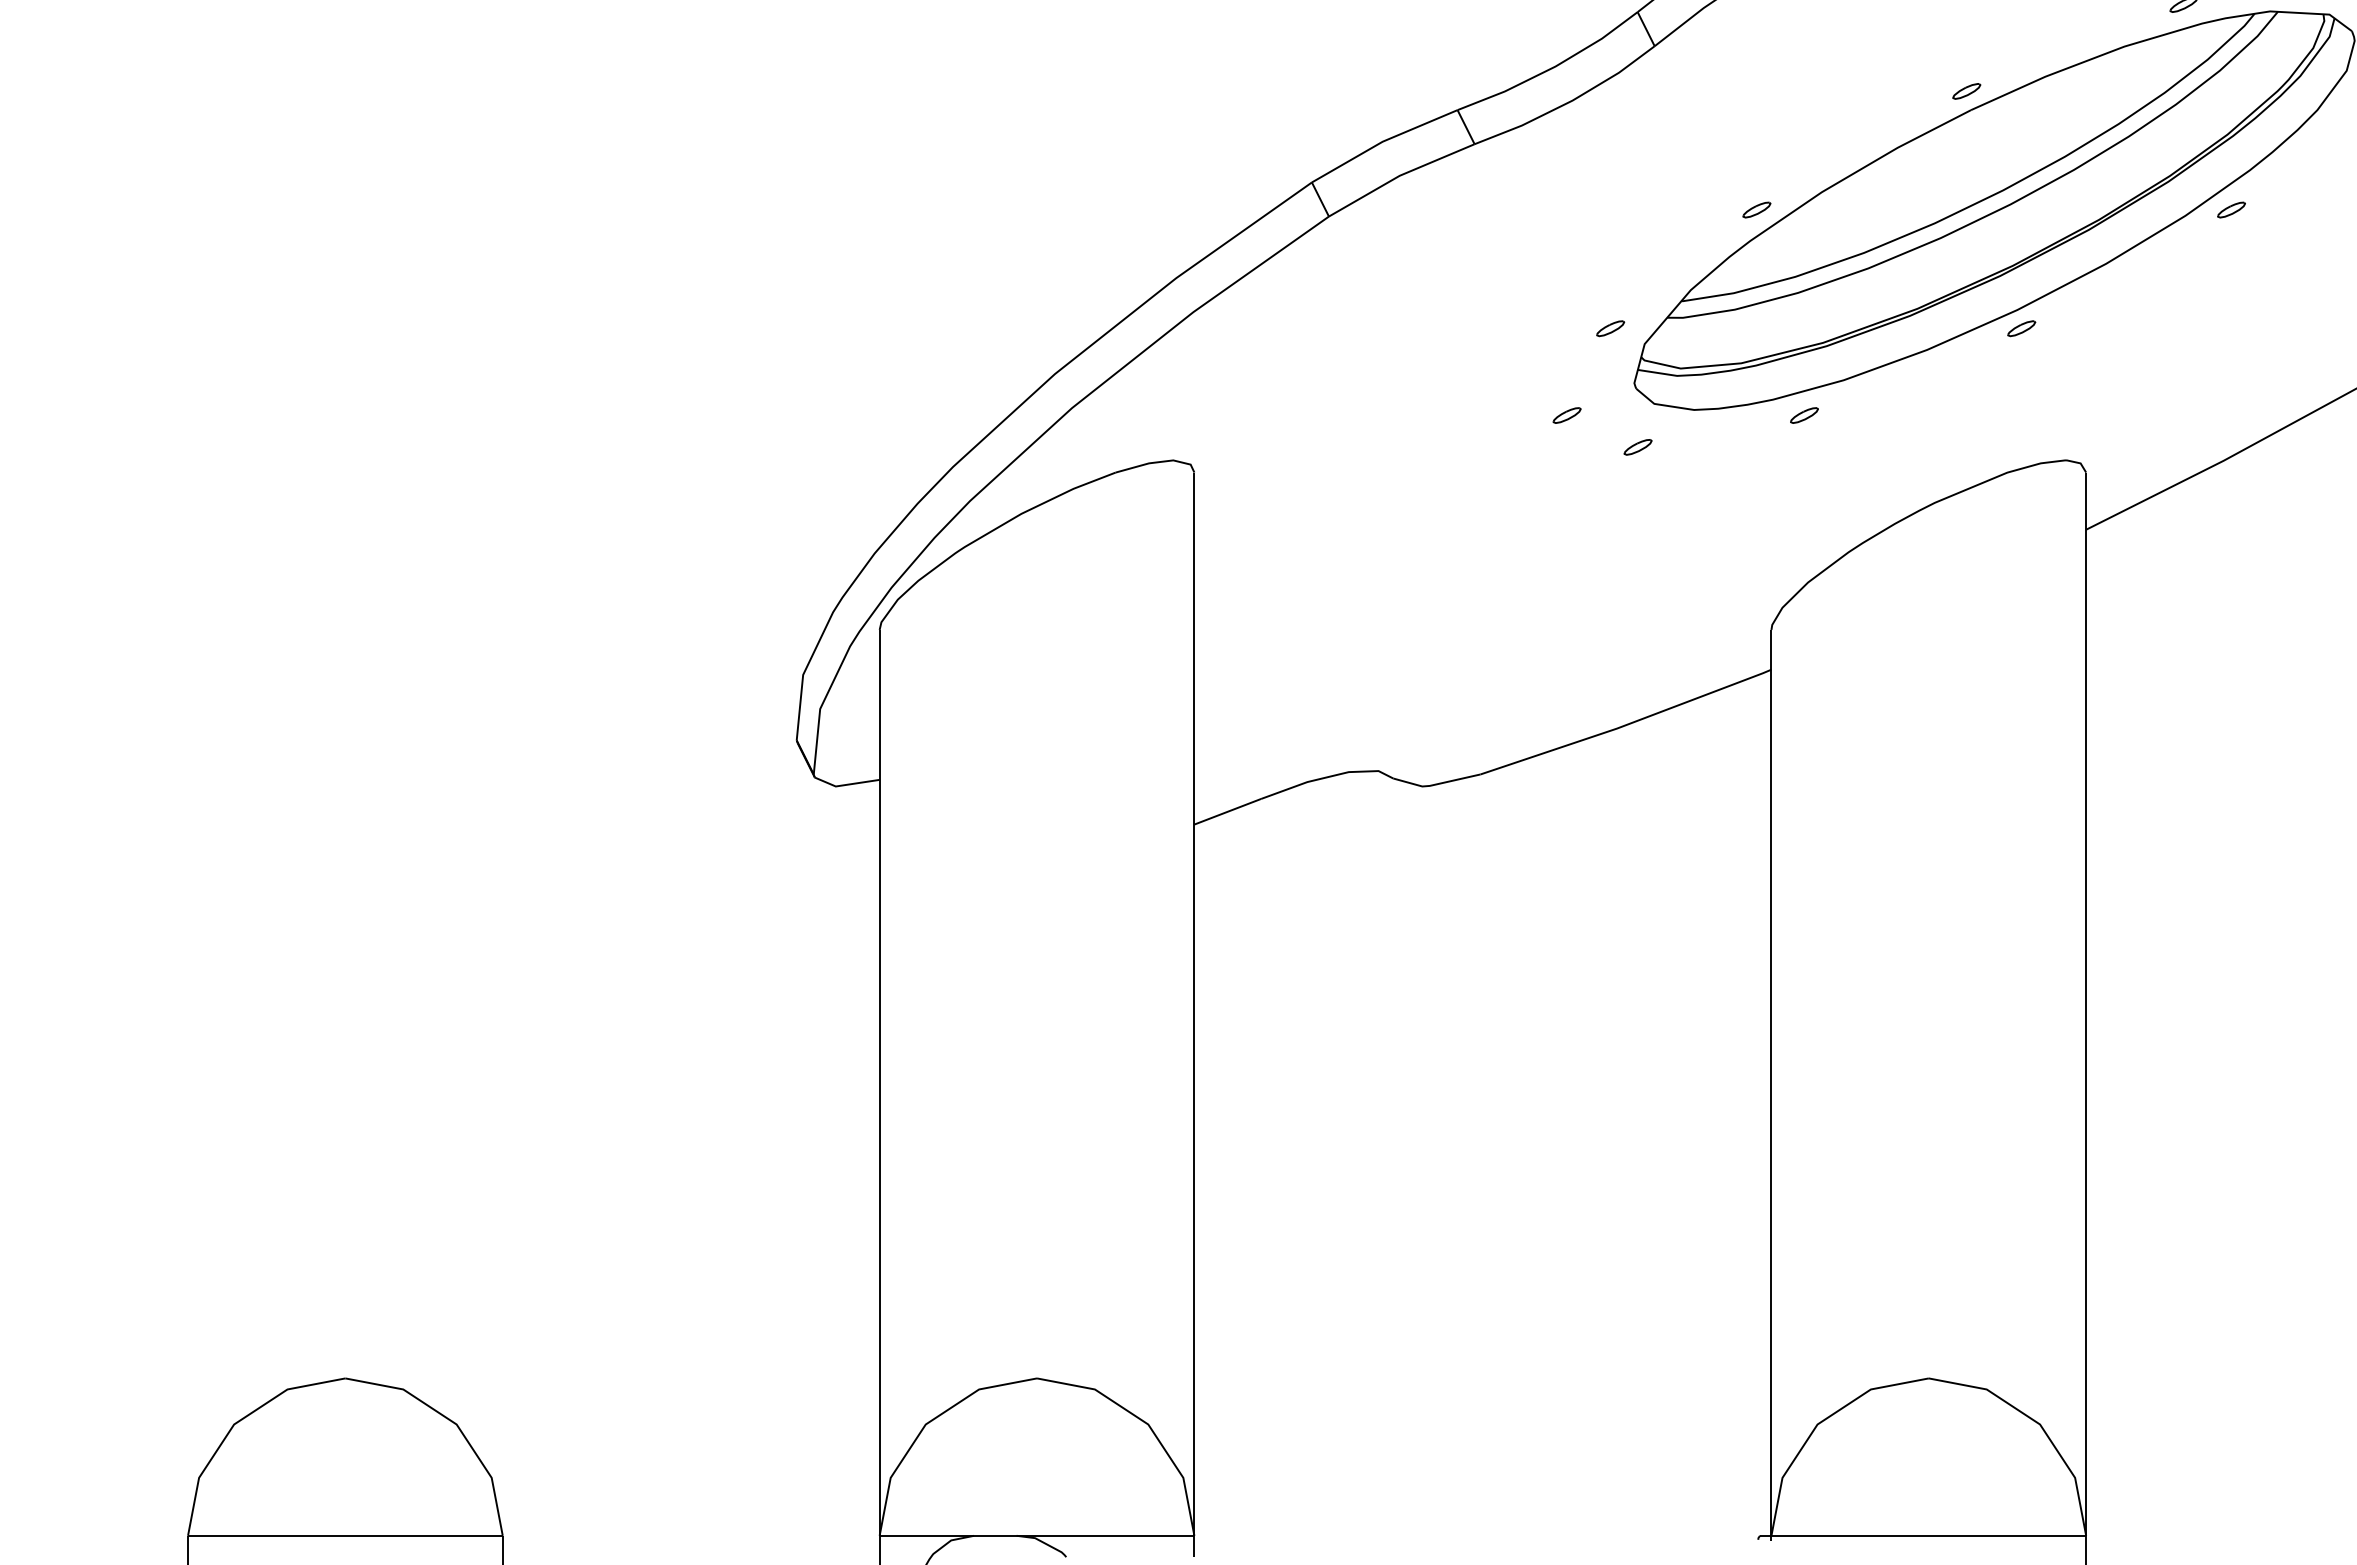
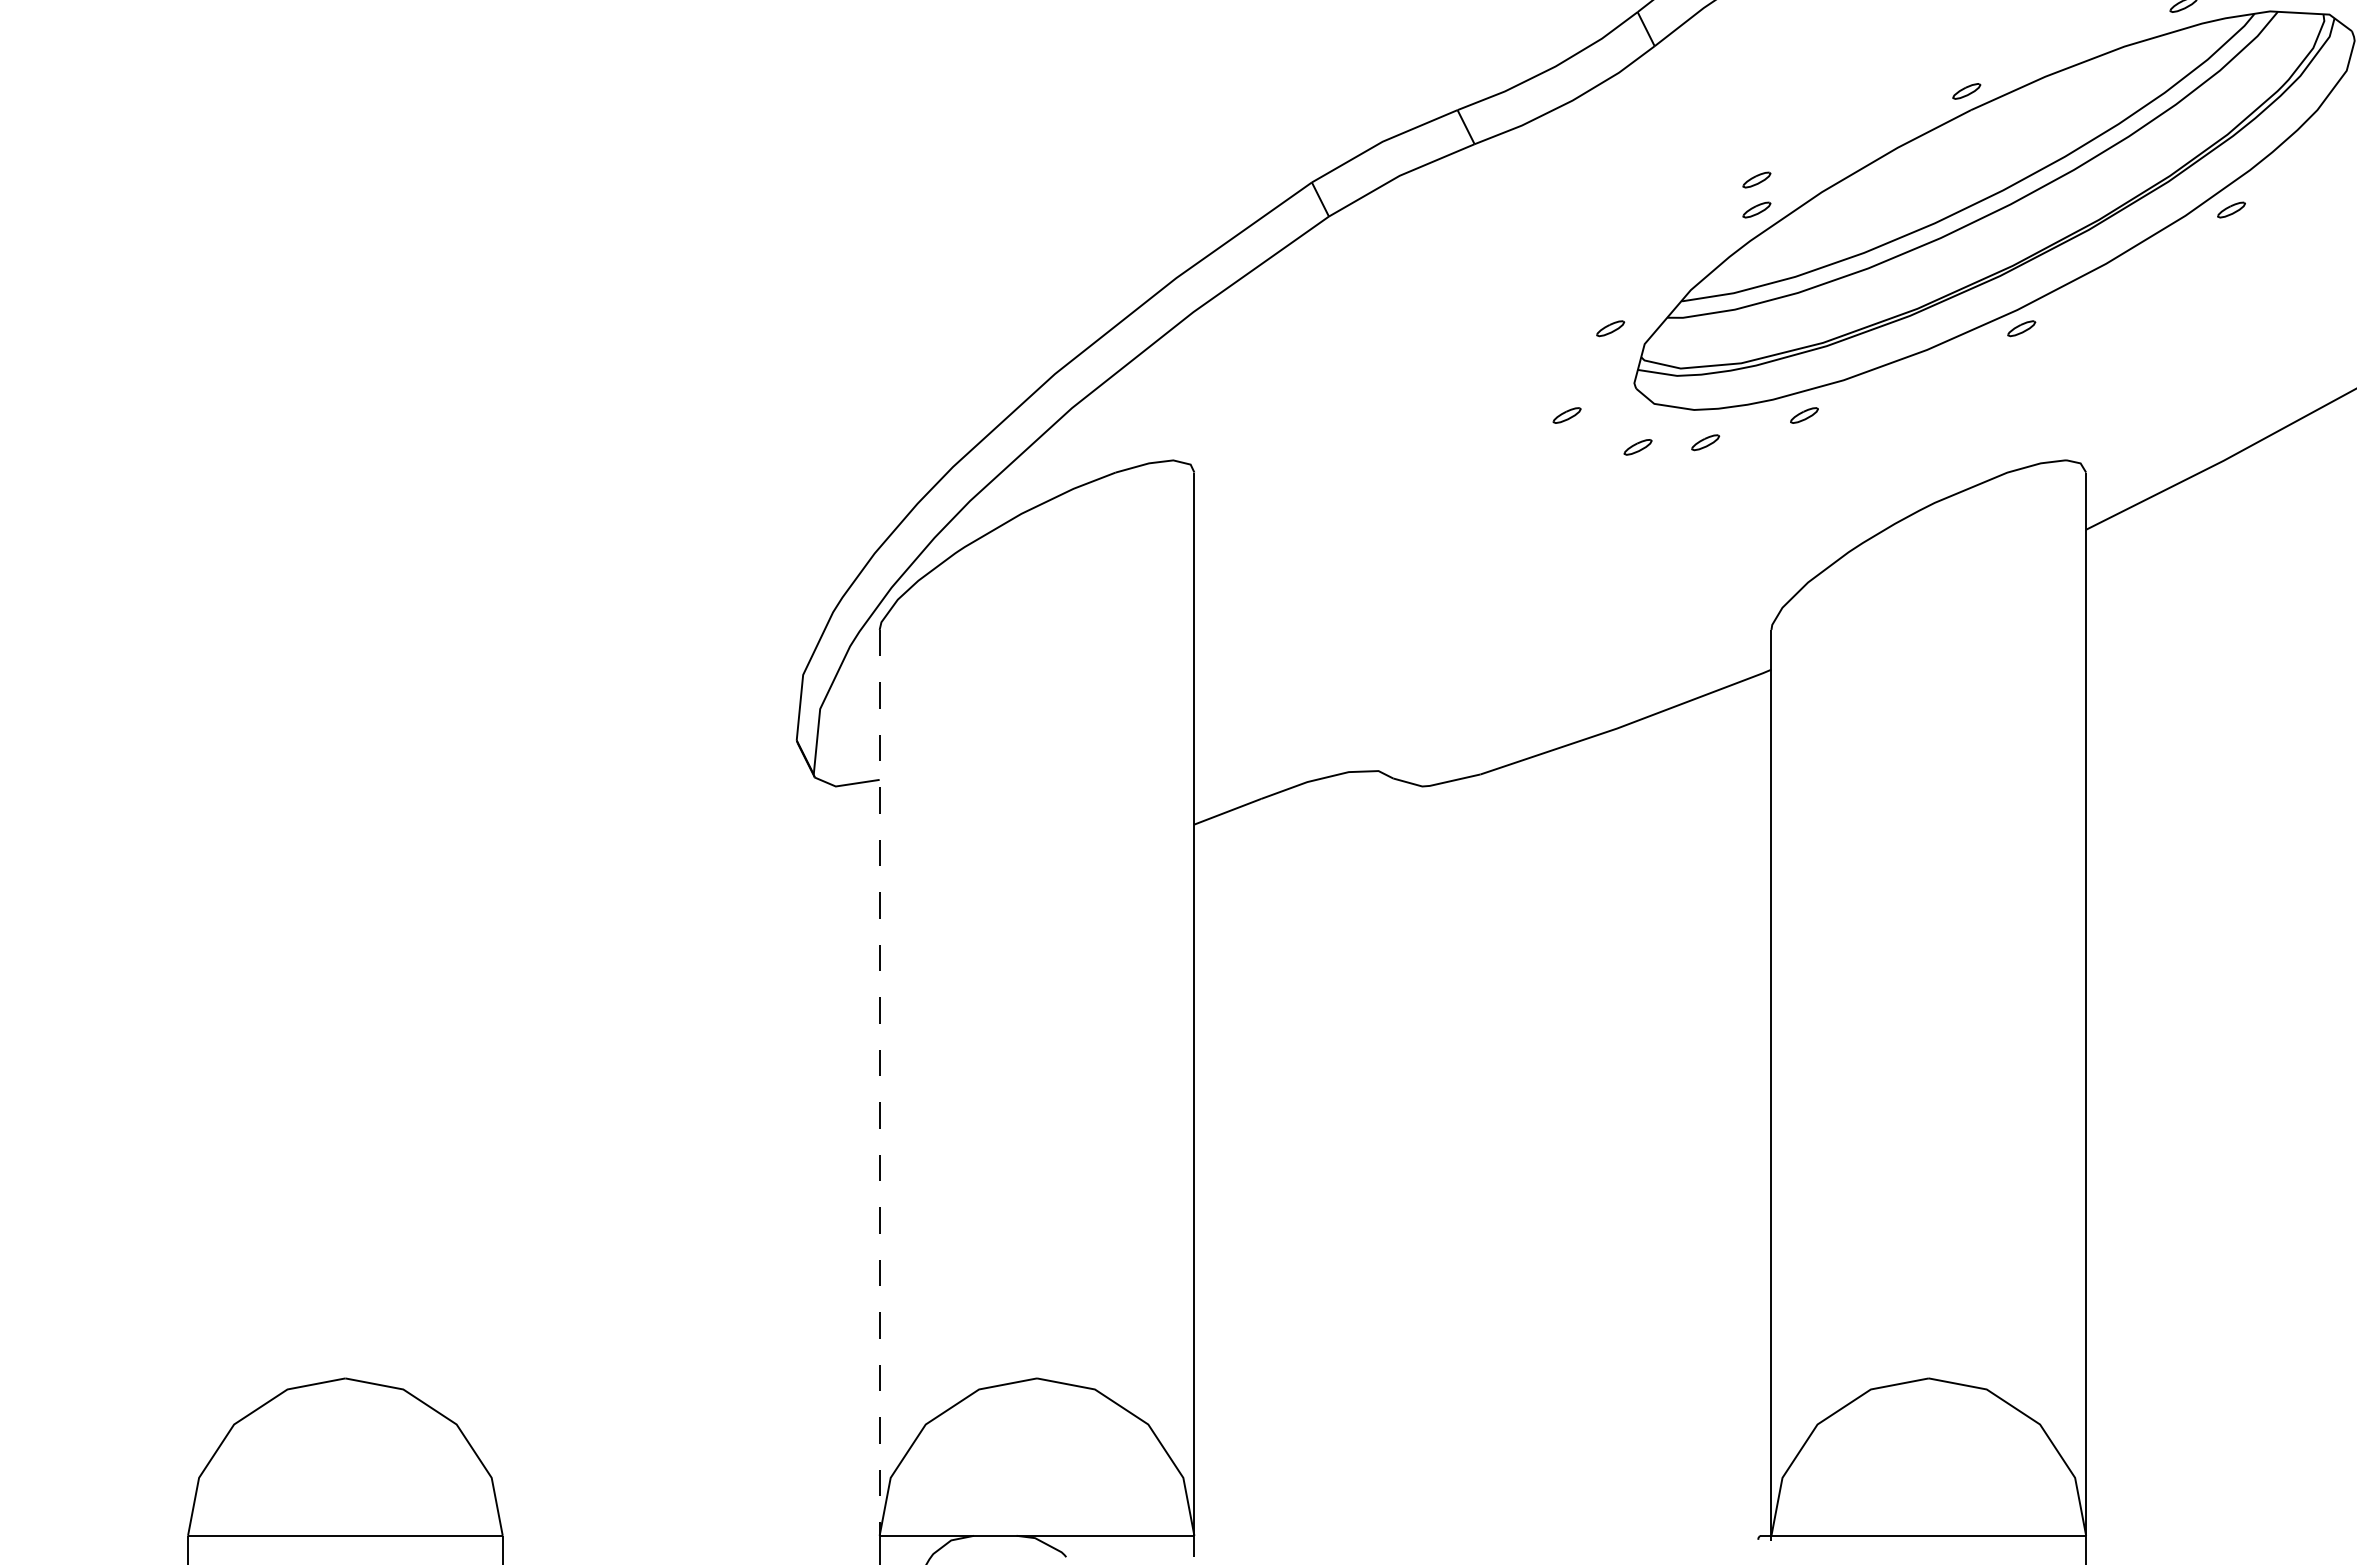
part: none -> present (1756, 179)
part: none -> present (1705, 442)
line: solid -> dashed (879, 1082)
